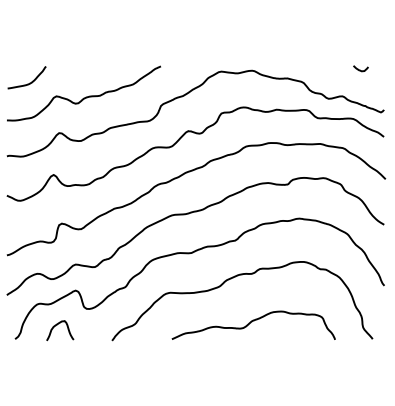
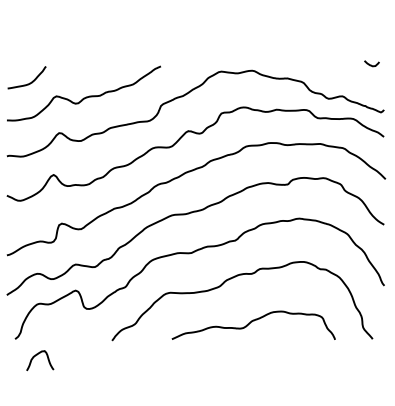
curve position: (360, 69) -> (371, 64) (371, 64)
curve position: (57, 325) -> (37, 355) (37, 355)
